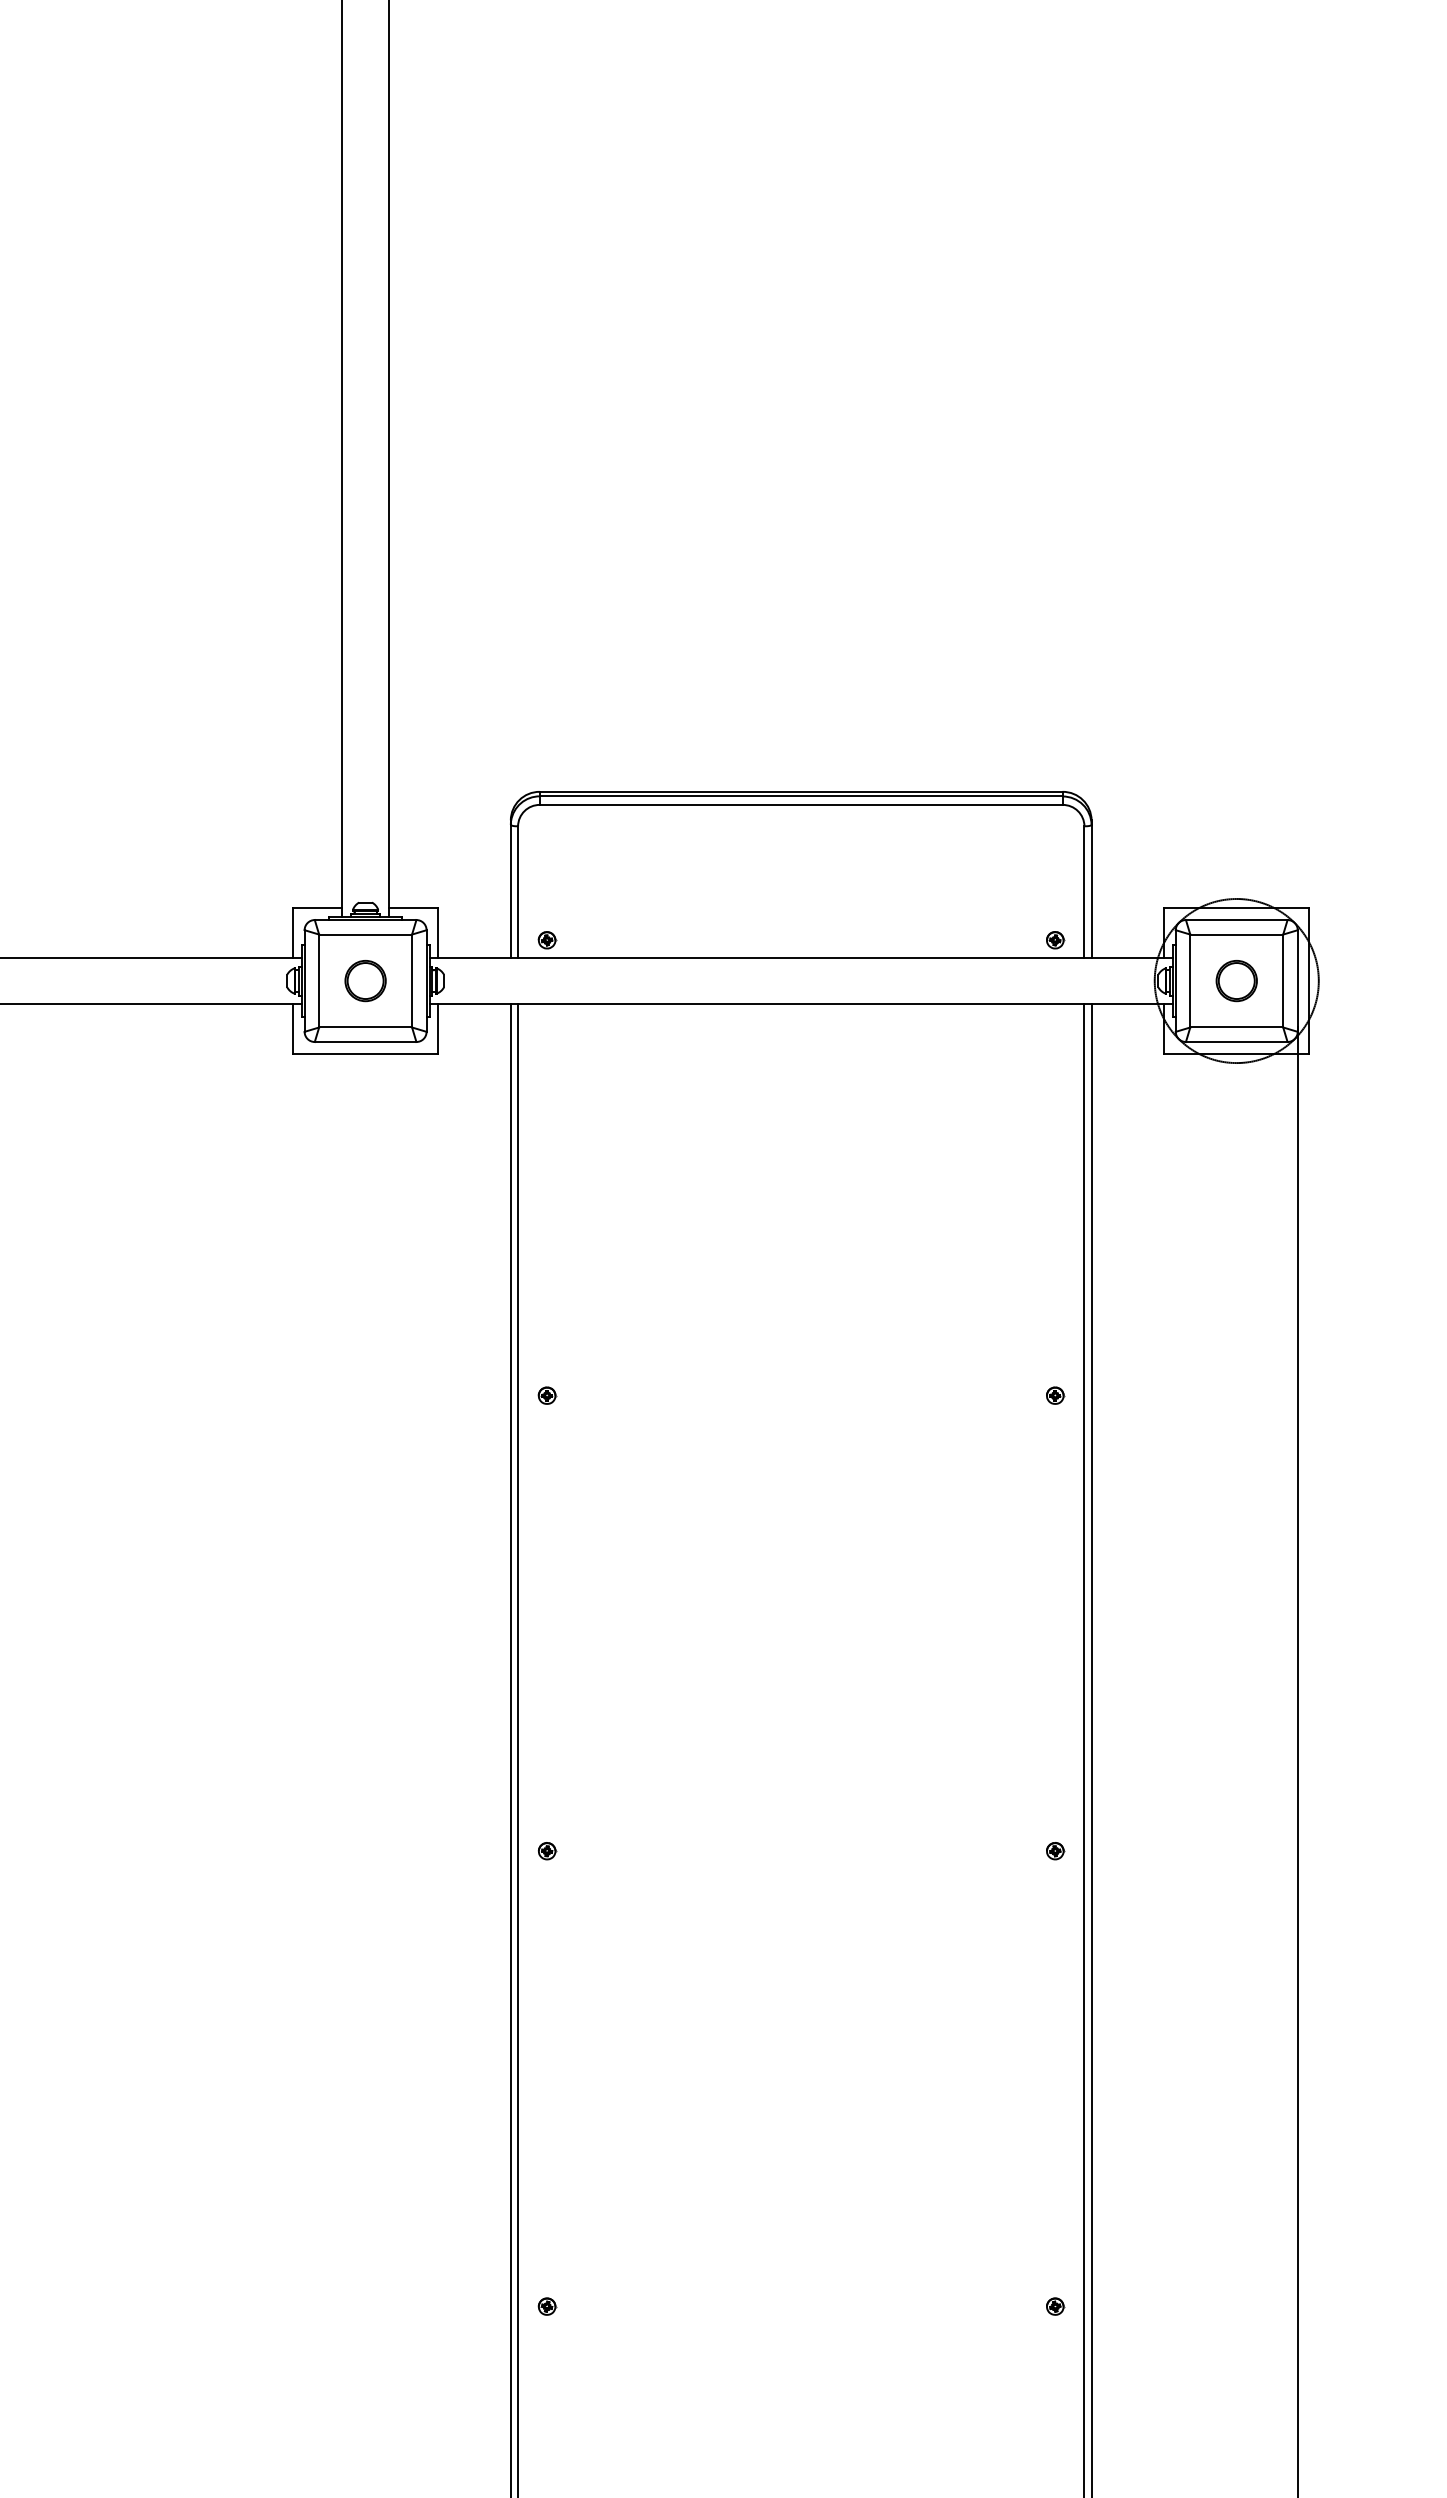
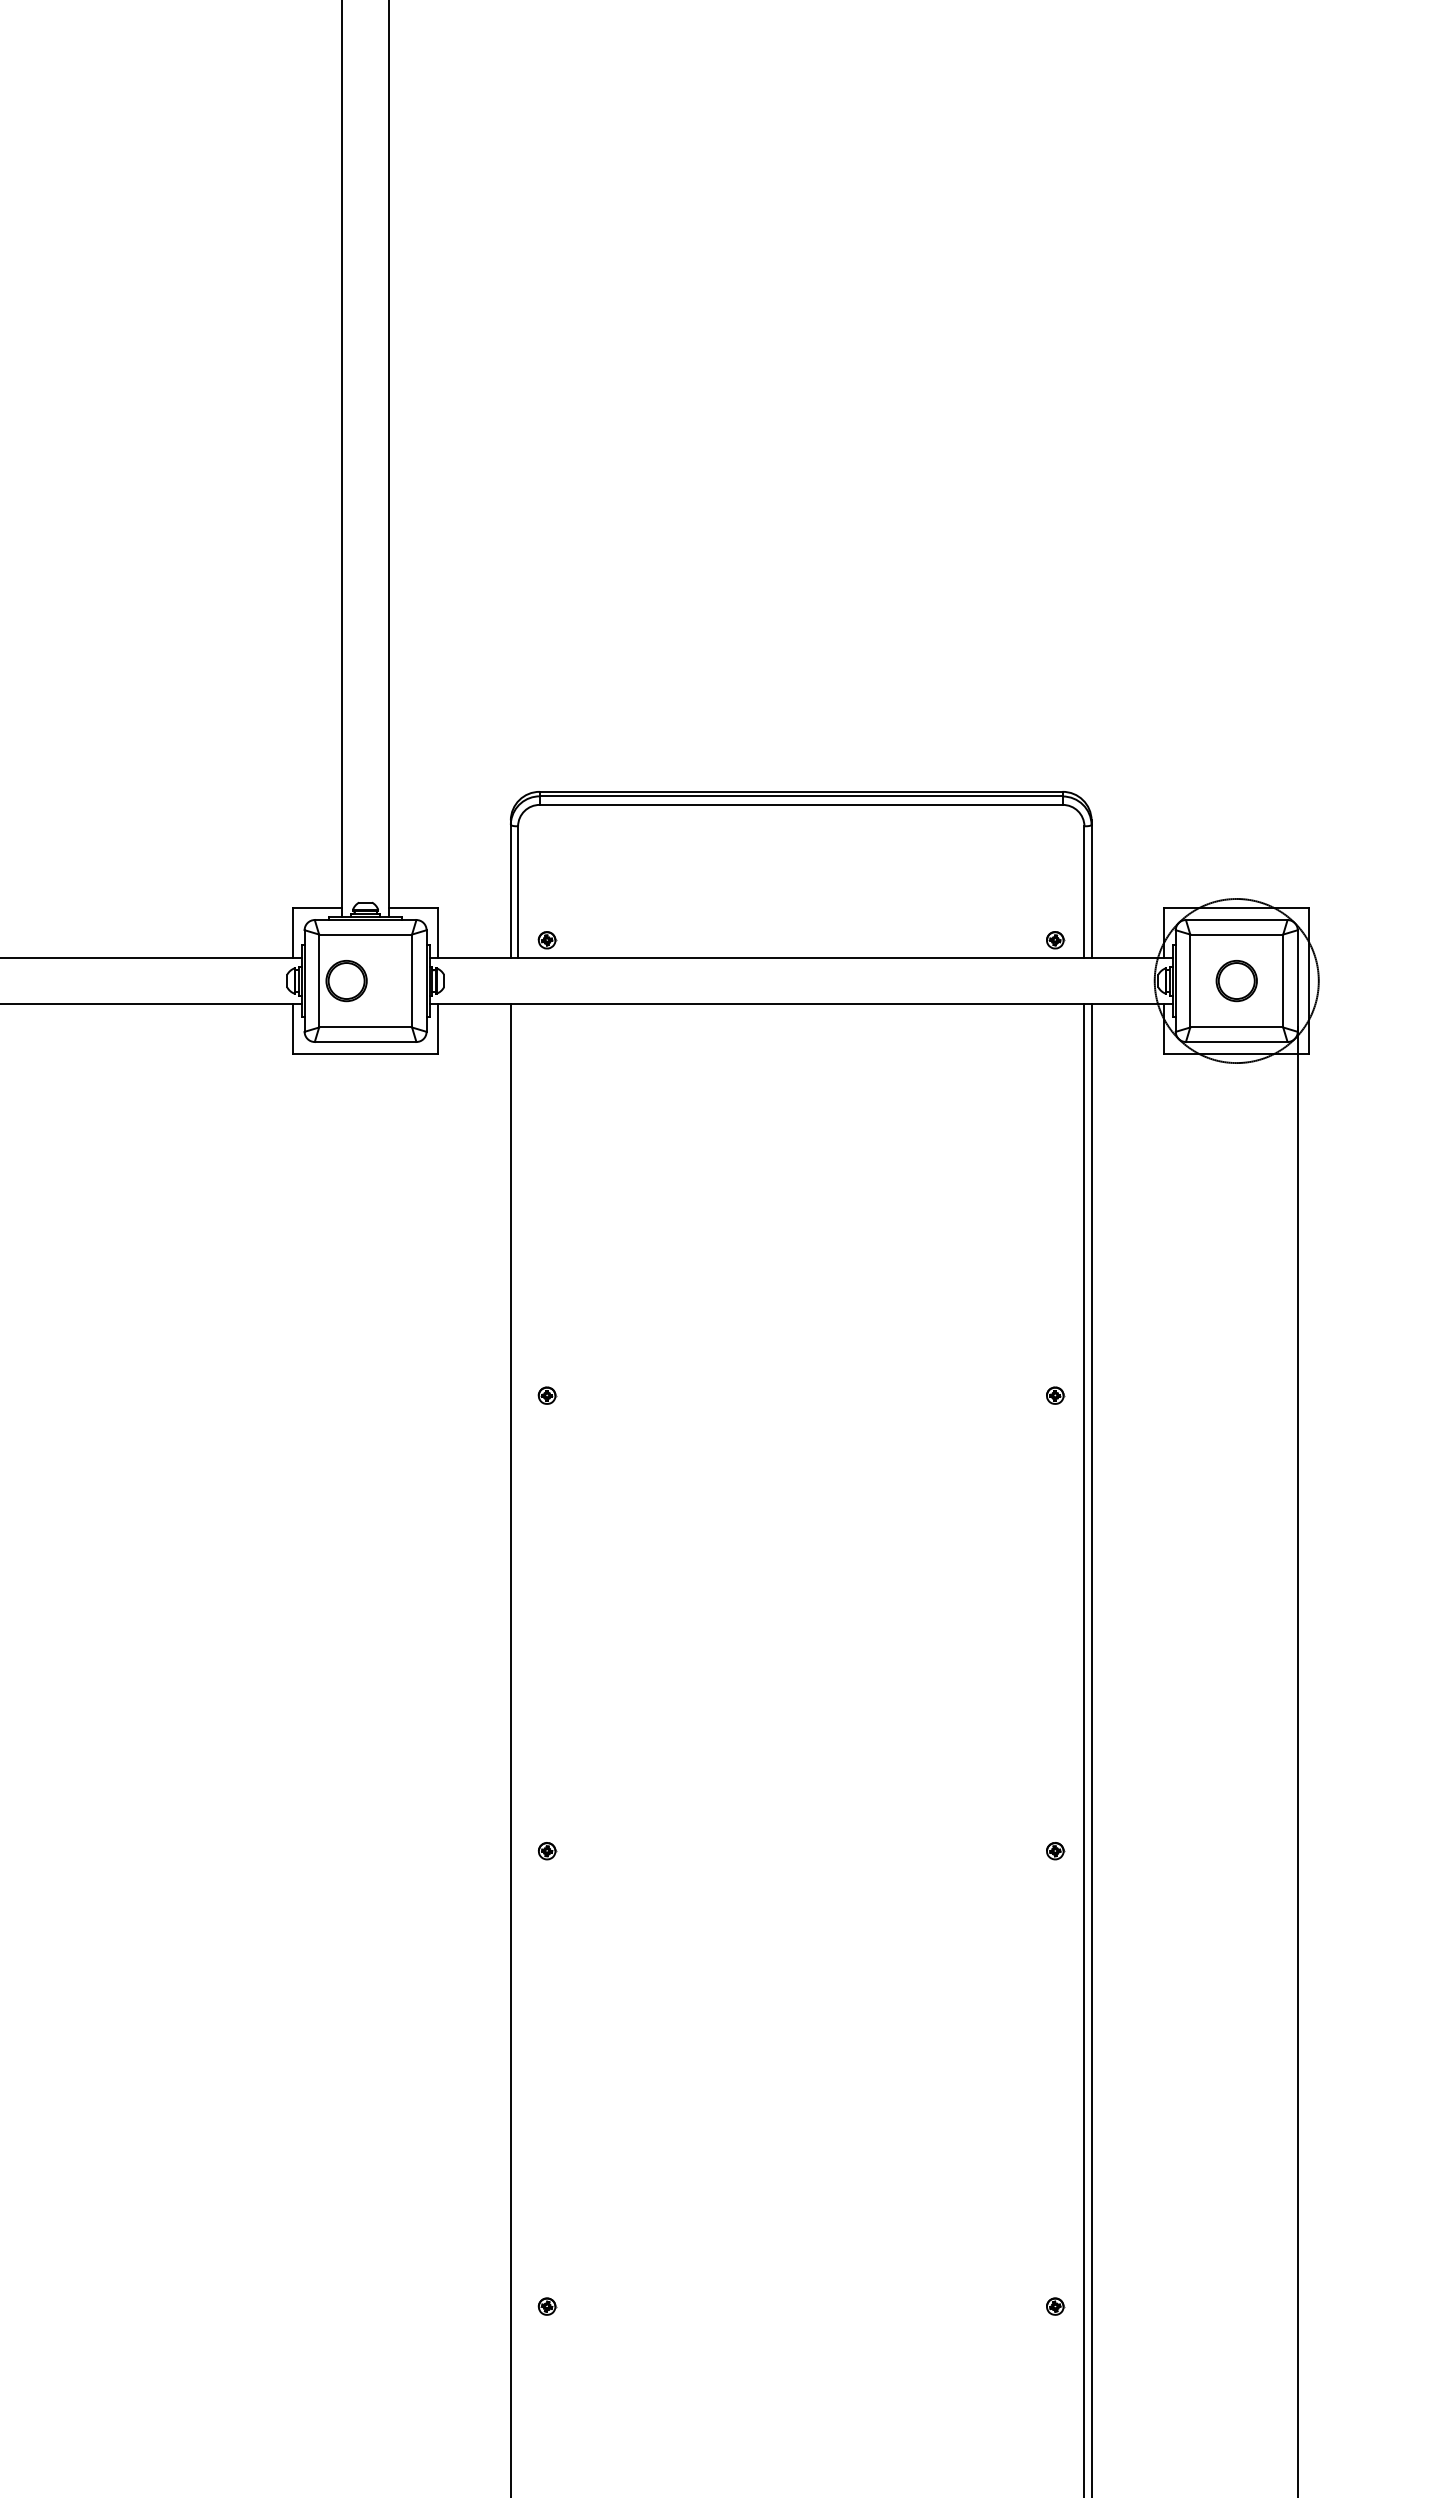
part position: (365, 981) -> (346, 981) (346, 981)
line: present -> none (518, 1749)
